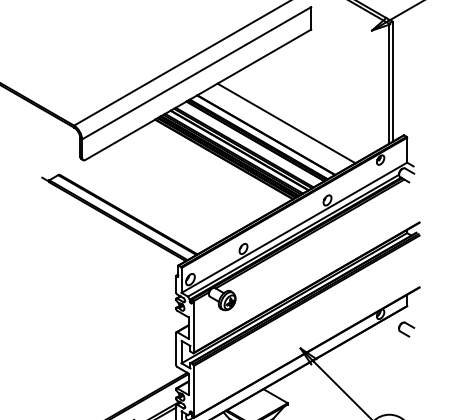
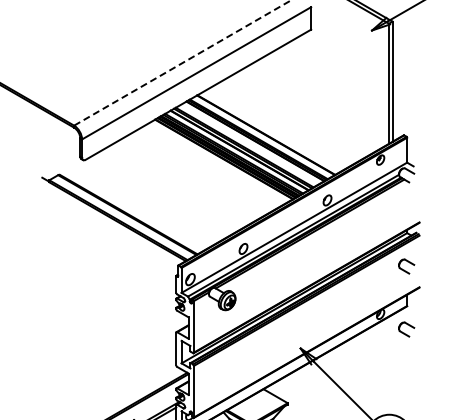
line: solid -> dashed (183, 62)
line: present -> none (286, 123)
part: none -> present (406, 266)
